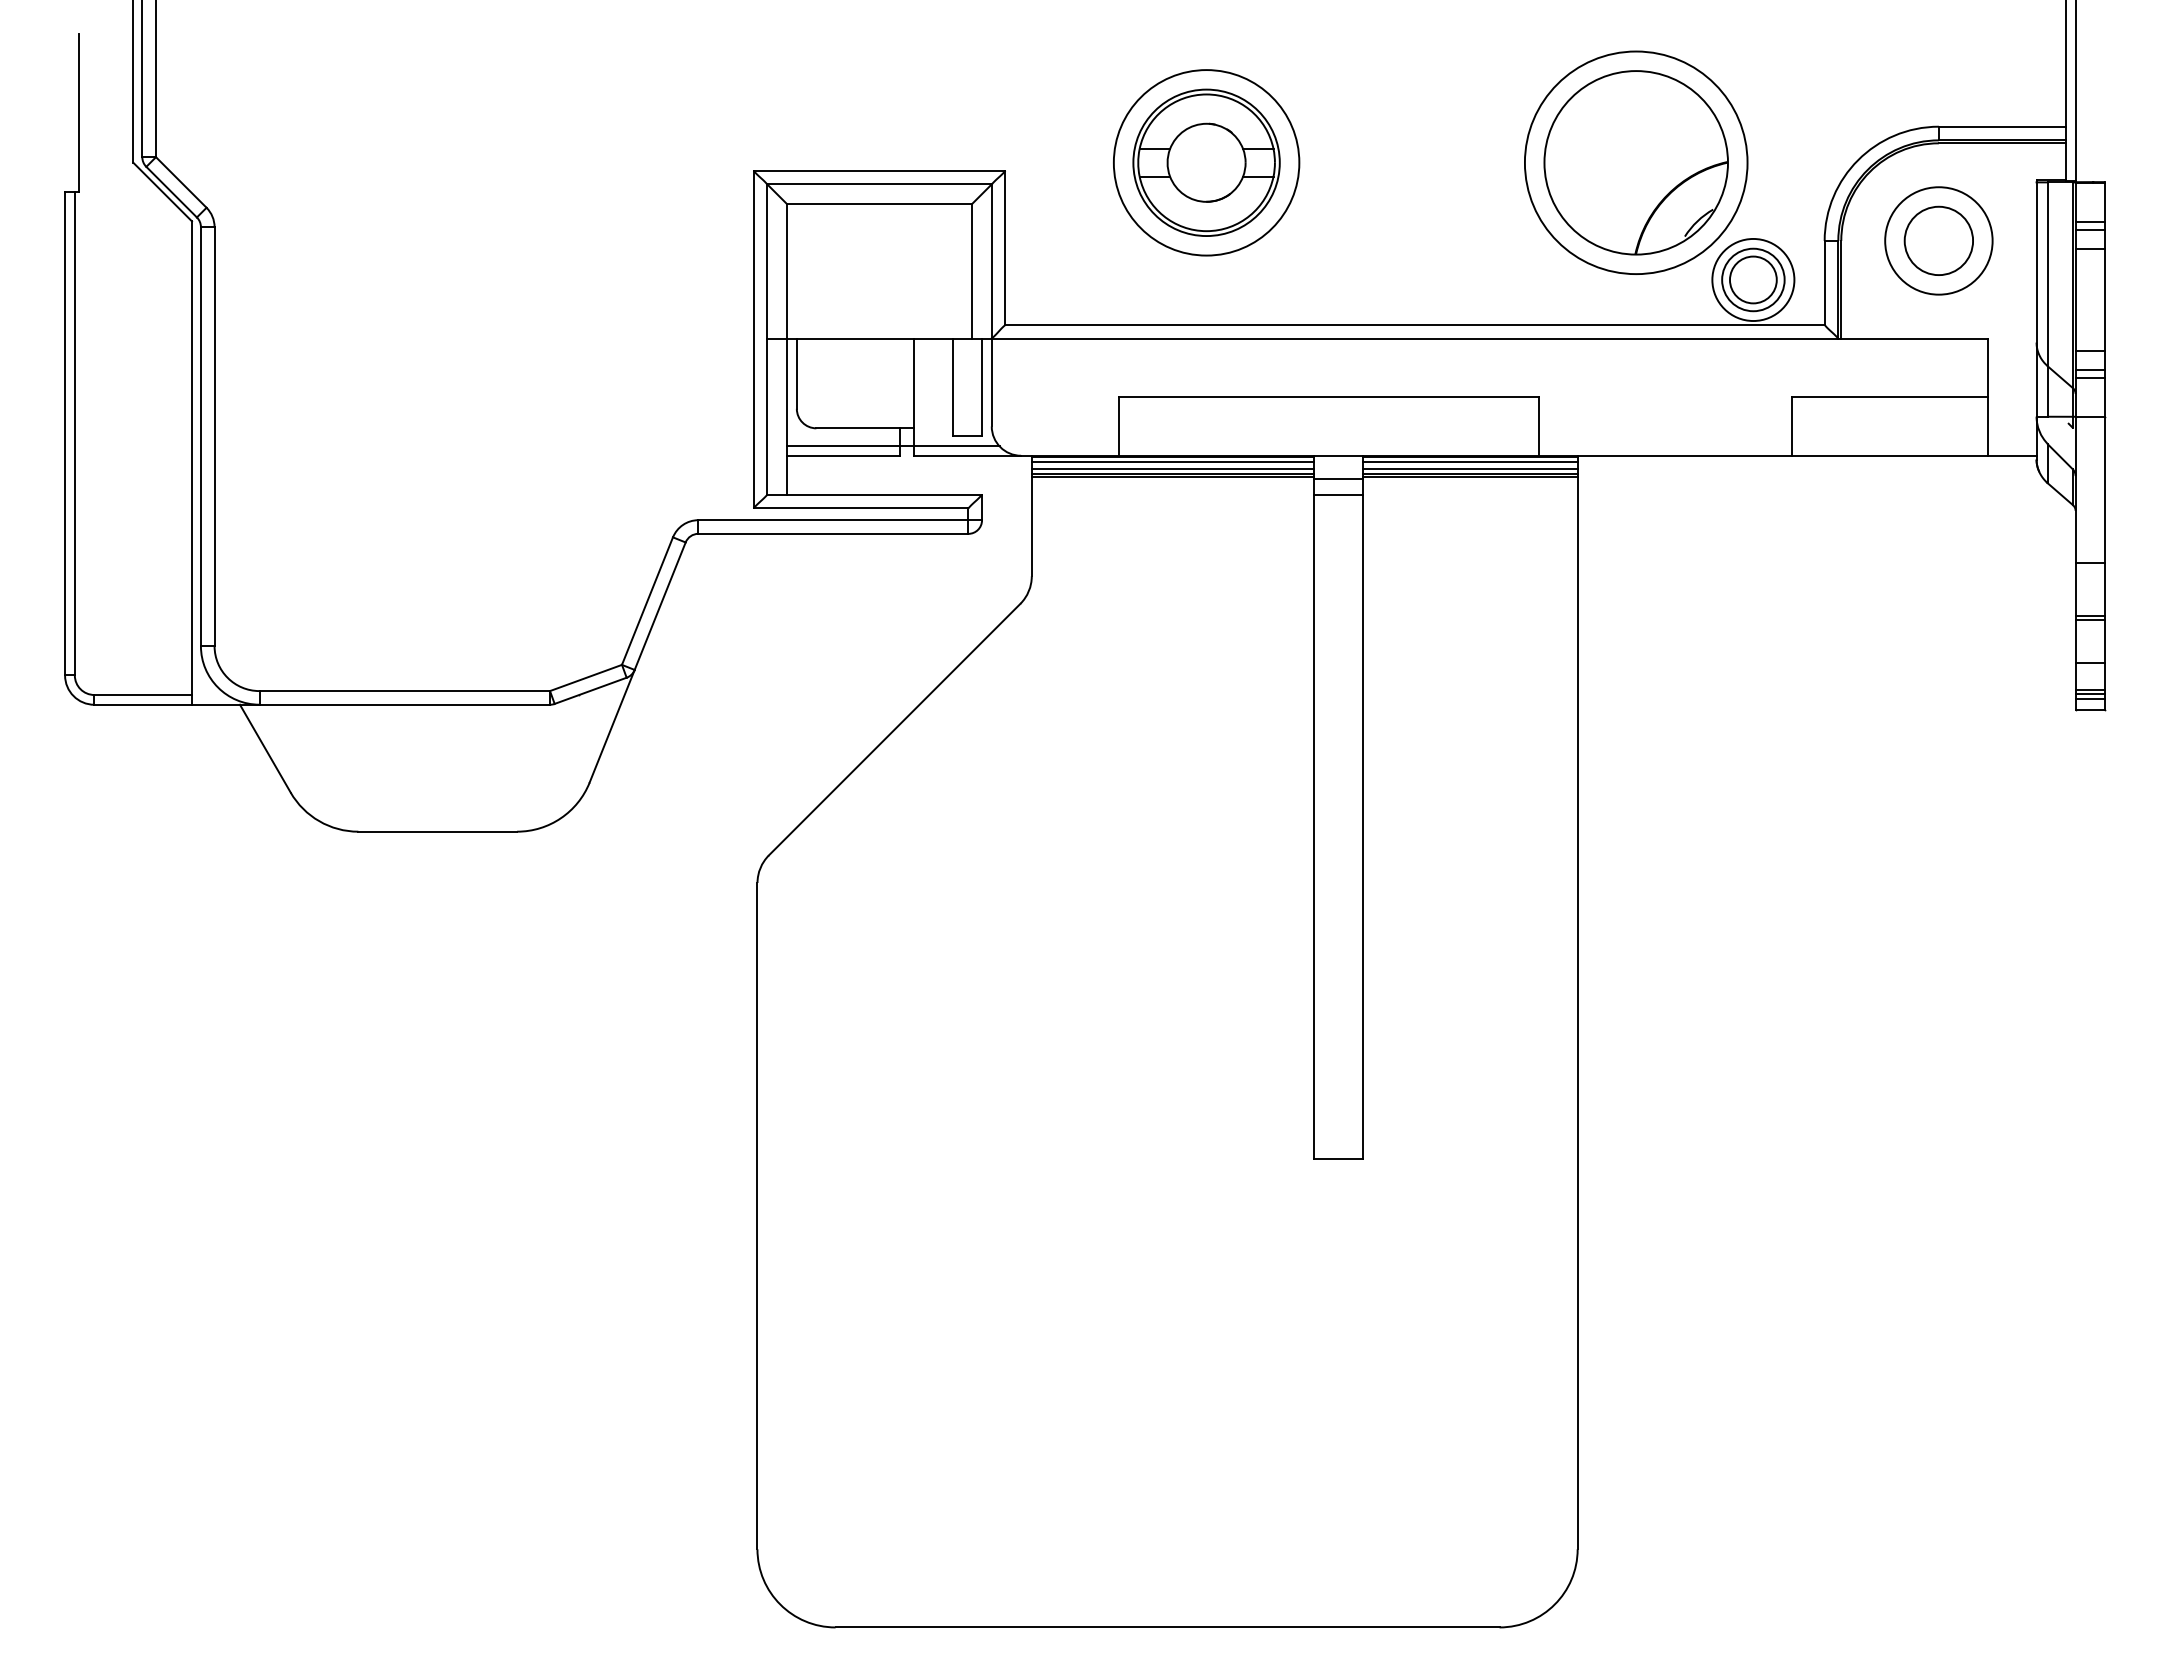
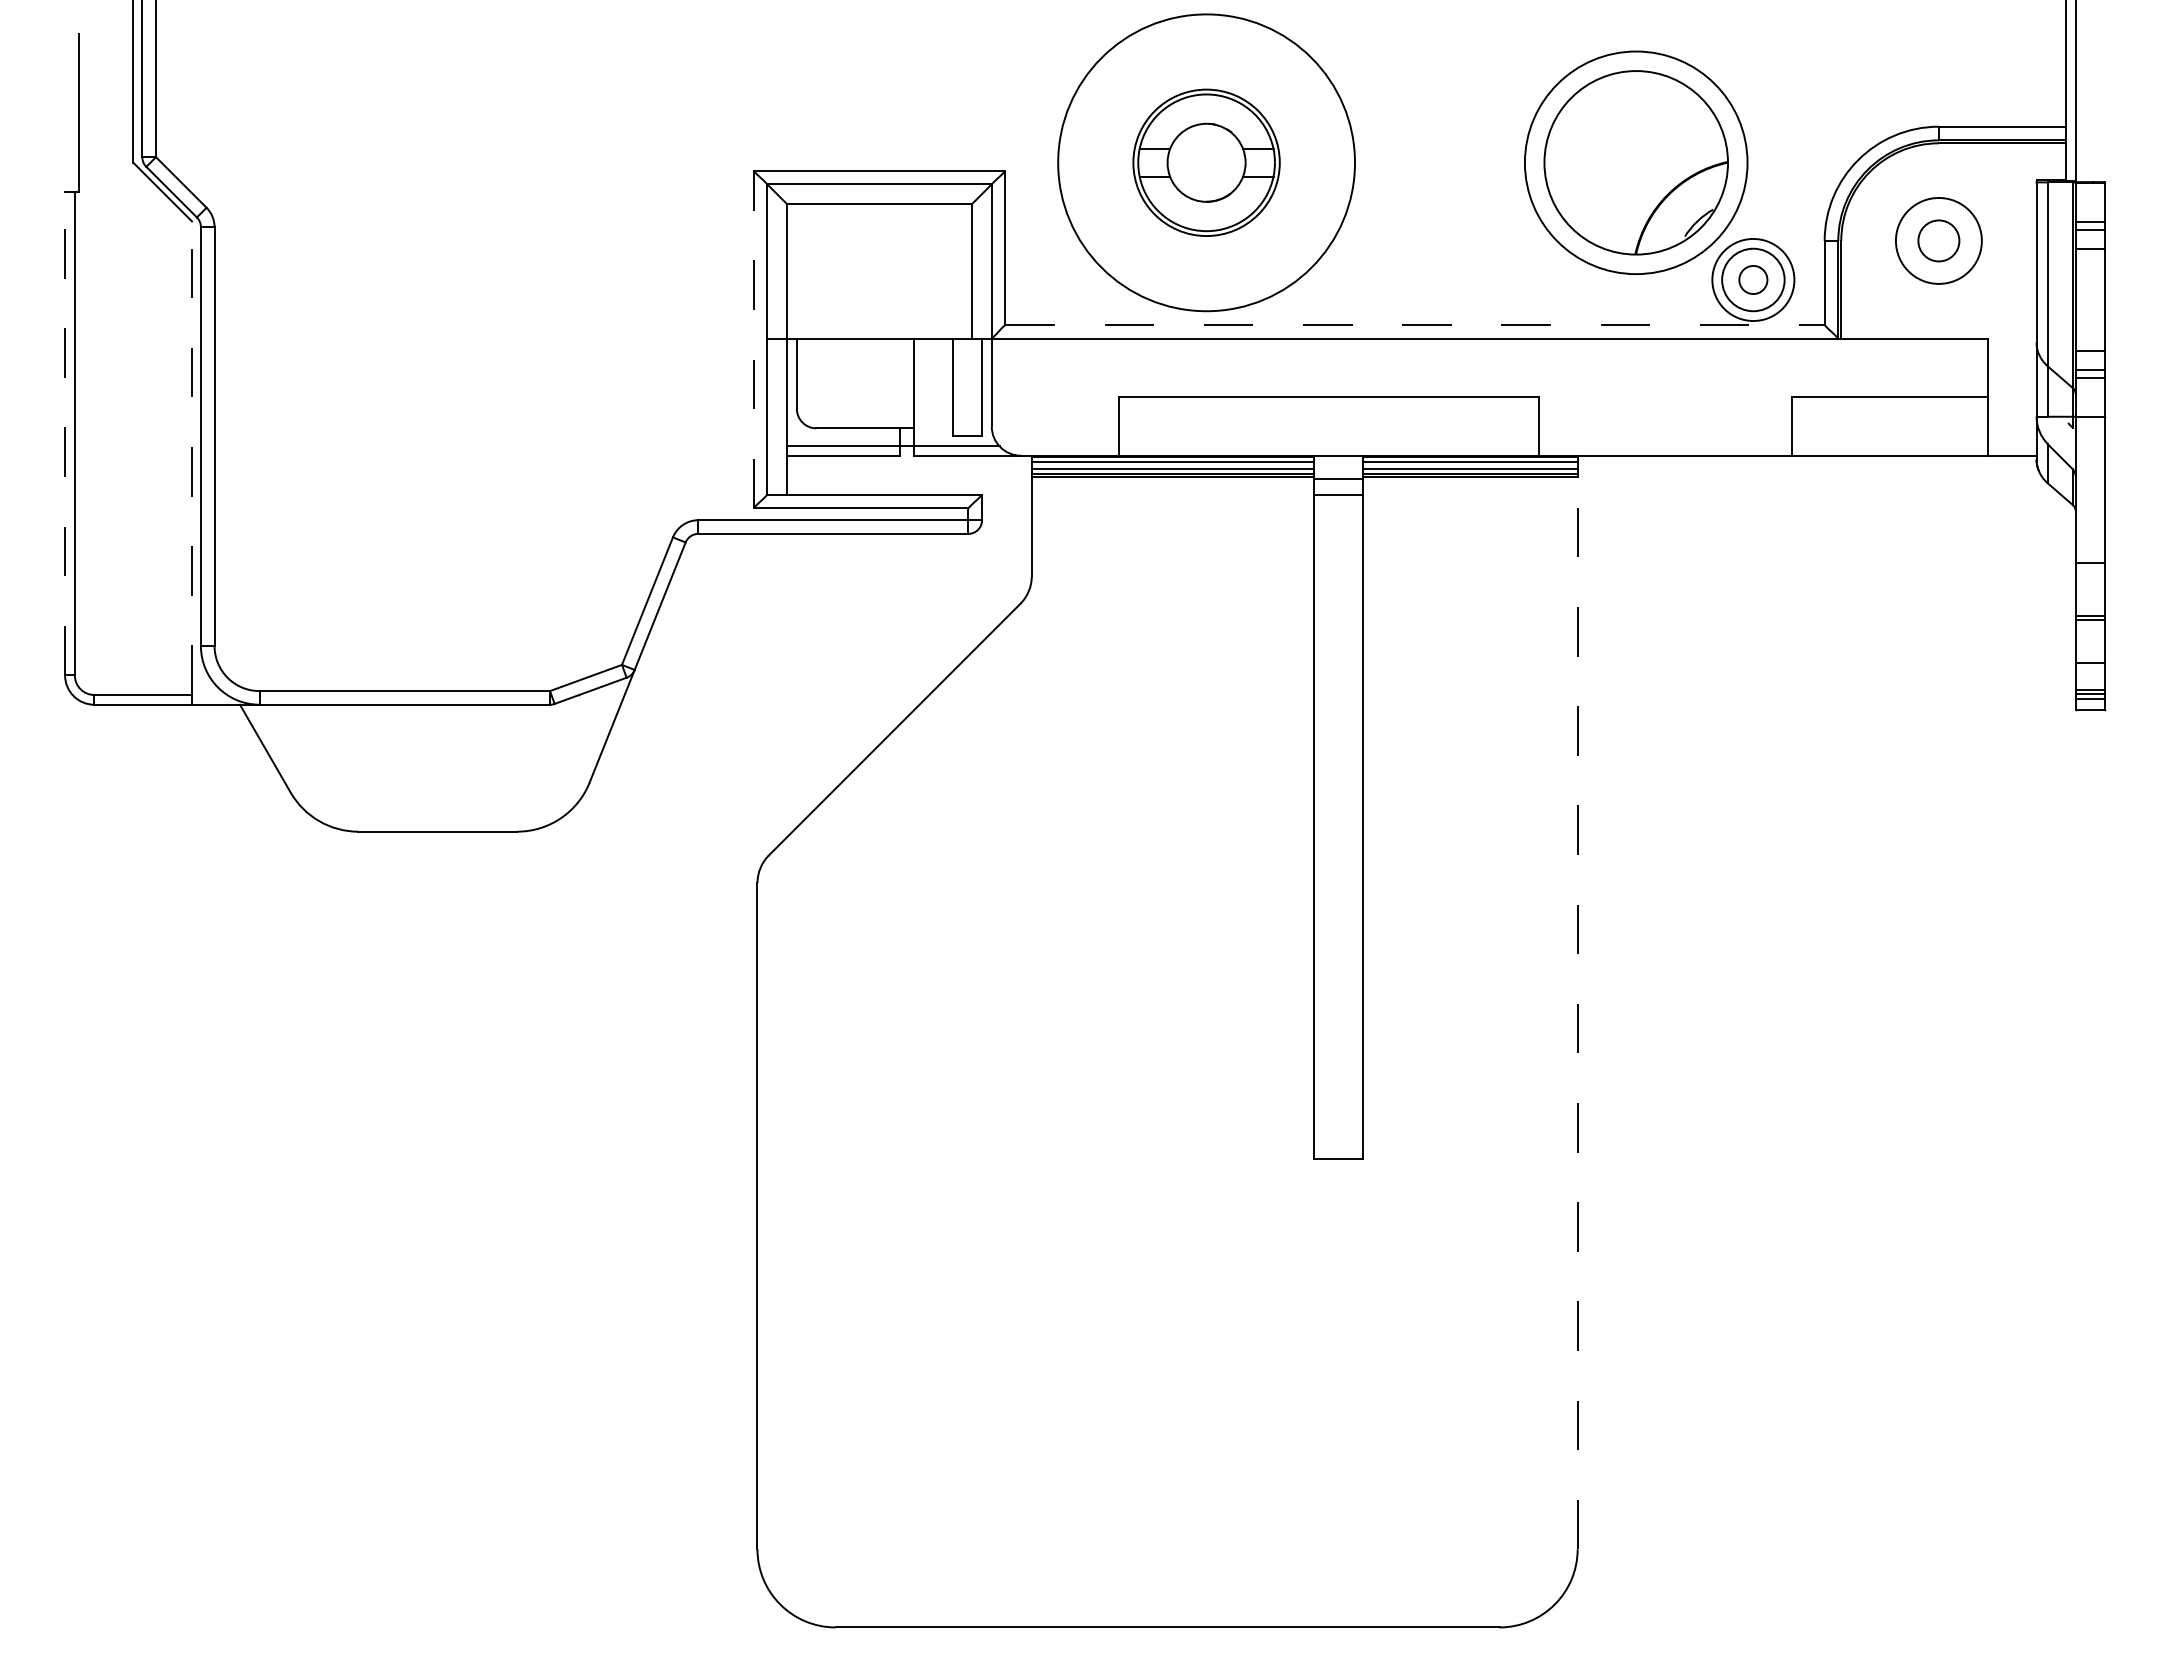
circle diameter: 186 px -> 297 px (1206, 162)
circle diameter: 107 px -> 86 px (1938, 240)
circle diameter: 68 px -> 41 px (1938, 240)
circle diameter: 47 px -> 28 px (1753, 279)
line: solid -> dashed (1415, 324)
line: solid -> dashed (753, 339)
line: solid -> dashed (65, 433)
line: solid -> dashed (192, 458)
line: solid -> dashed (1577, 1012)
